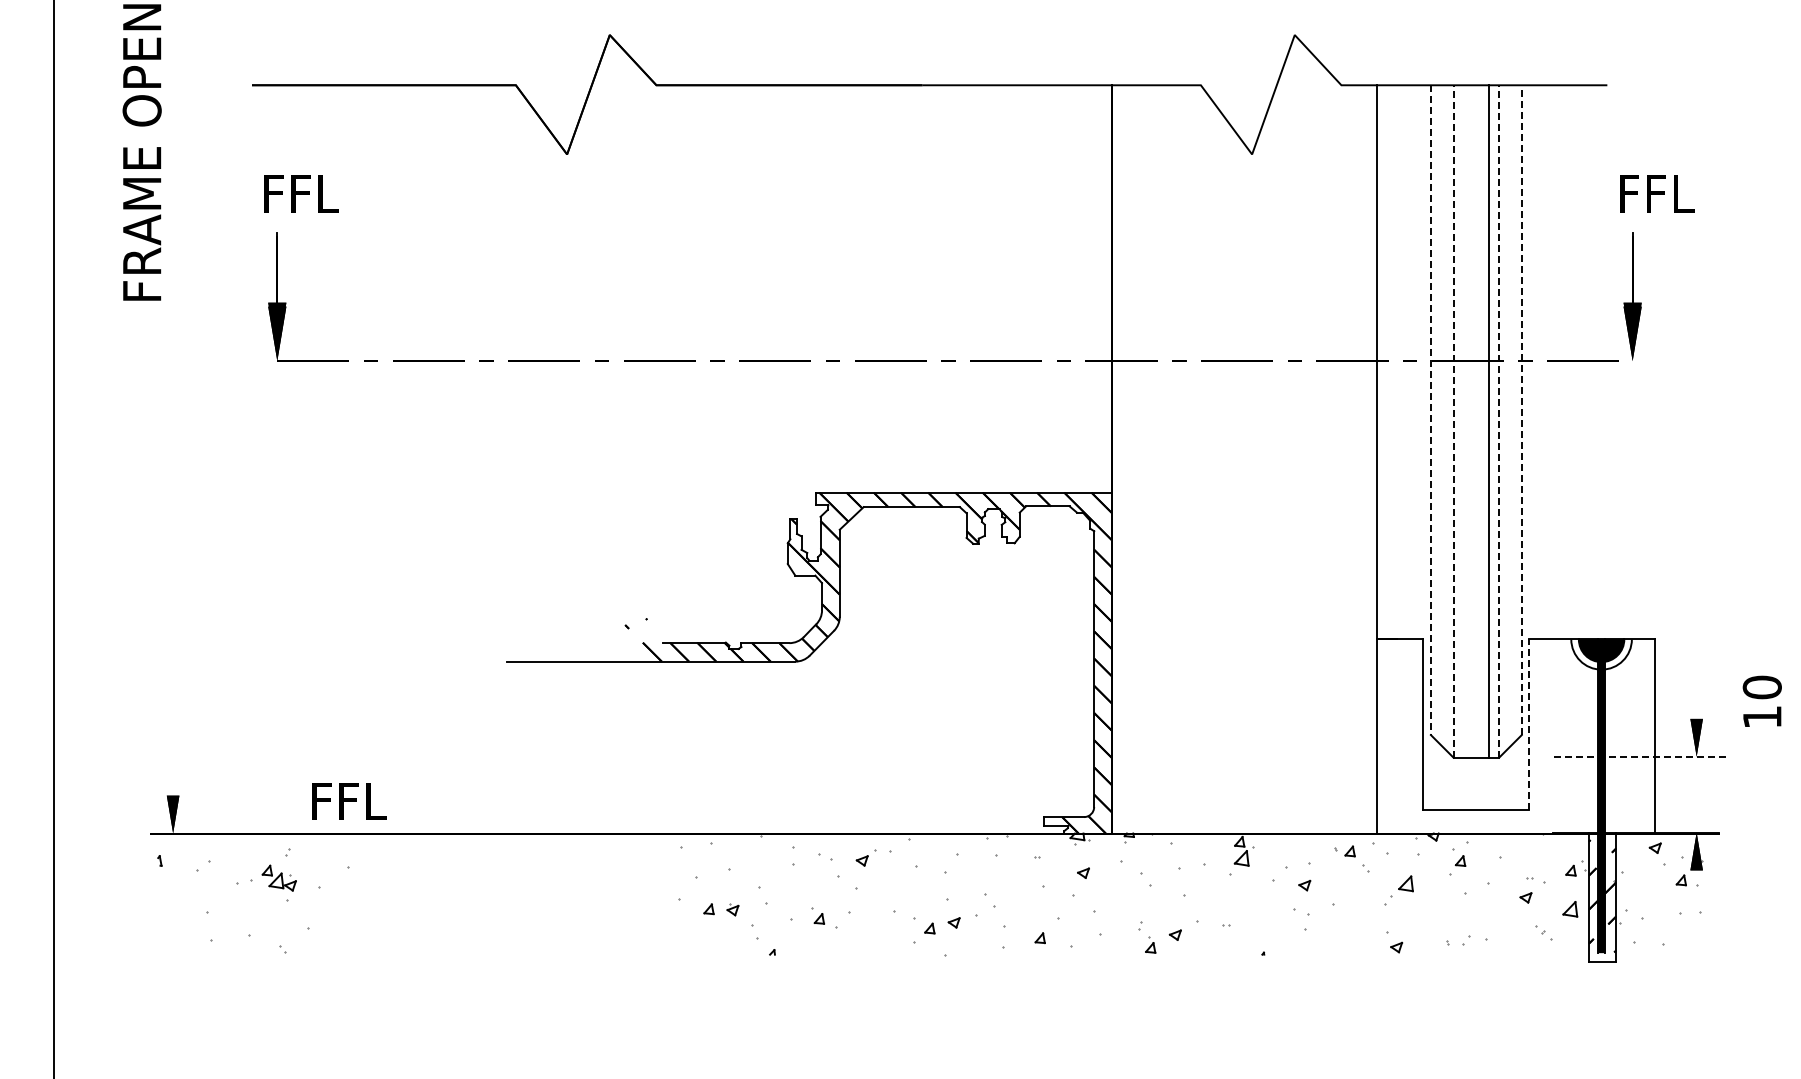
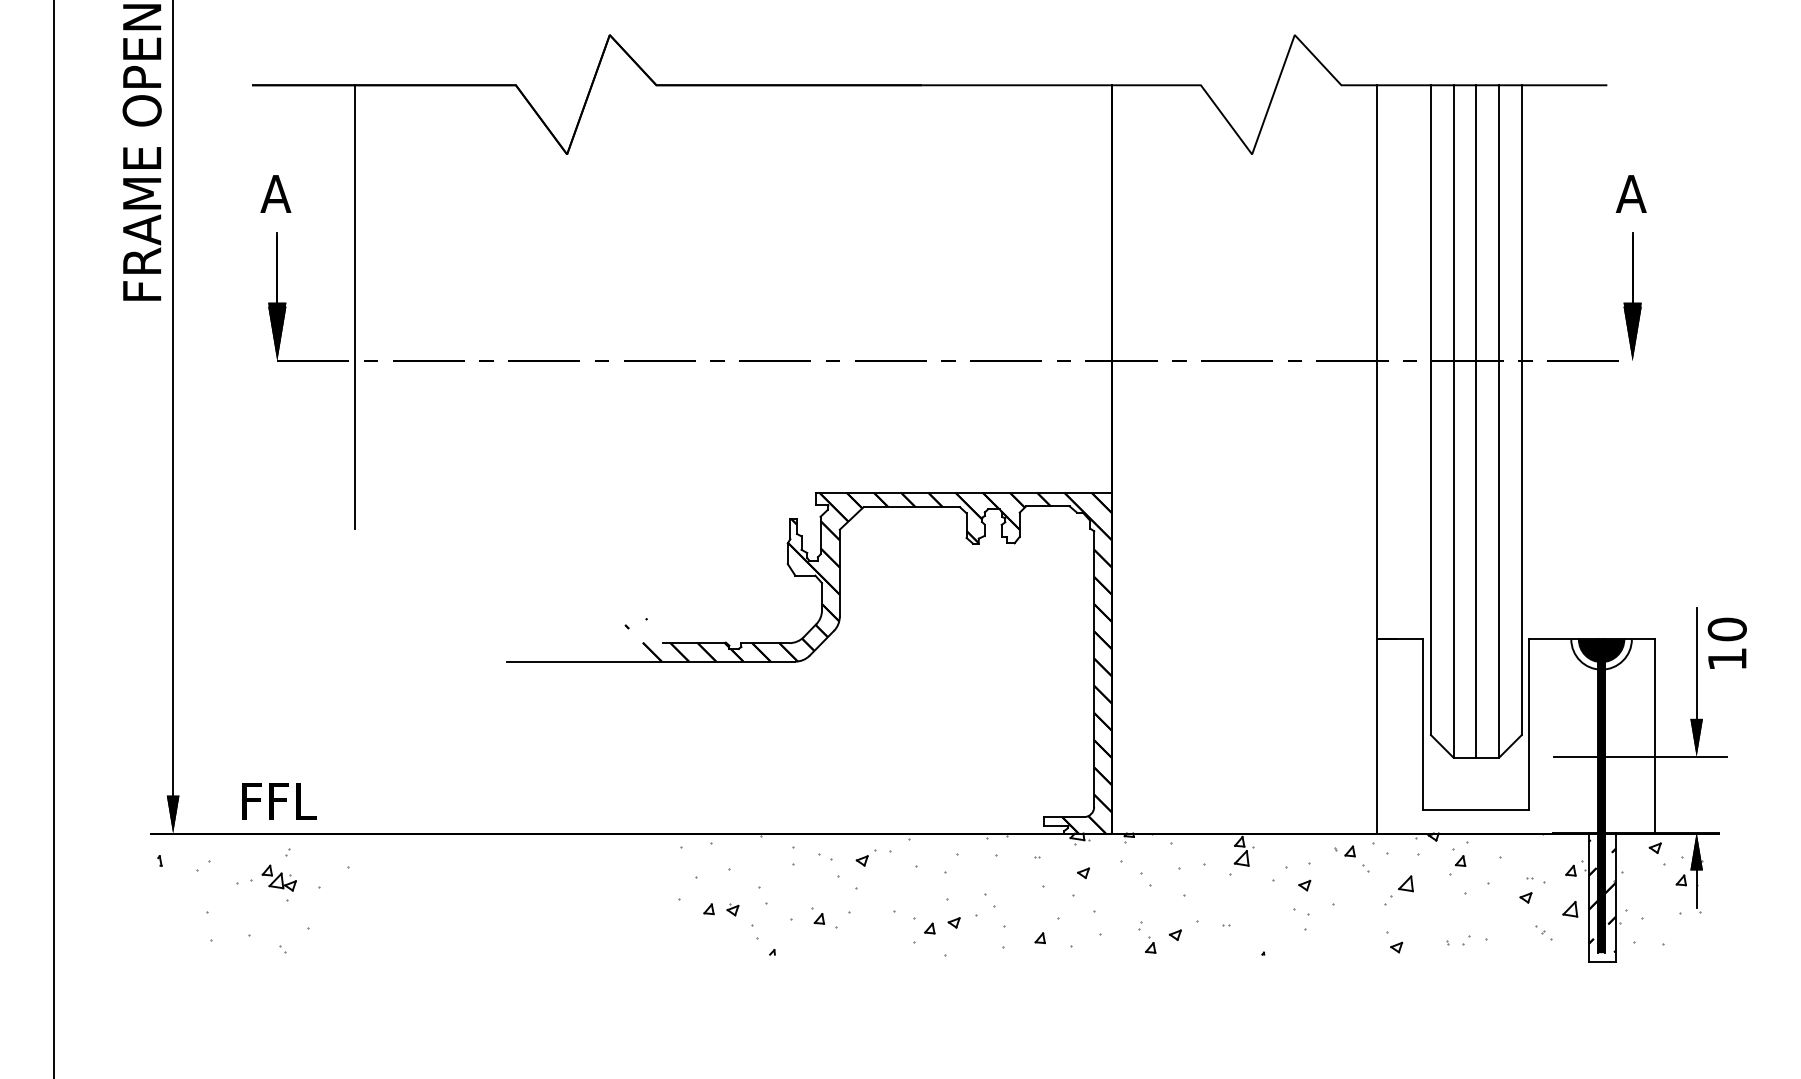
text: FFL -> A (299, 193)
text: FFL -> A (1654, 193)
line: none -> present (354, 307)
line: none -> present (173, 398)
line: dashed -> solid (1430, 410)
line: dashed -> solid (1521, 410)
line: dashed -> solid (1453, 421)
line position: (1489, 421) -> (1476, 421) (1476, 421)
line: dashed -> solid (1499, 421)
line: none -> present (1696, 662)
text position: (1761, 700) -> (1726, 642) (1726, 642)
line: dashed -> solid (1529, 724)
line: dashed -> solid (1640, 756)
text position: (349, 801) -> (279, 801) (279, 801)
line: none -> present (1696, 889)
